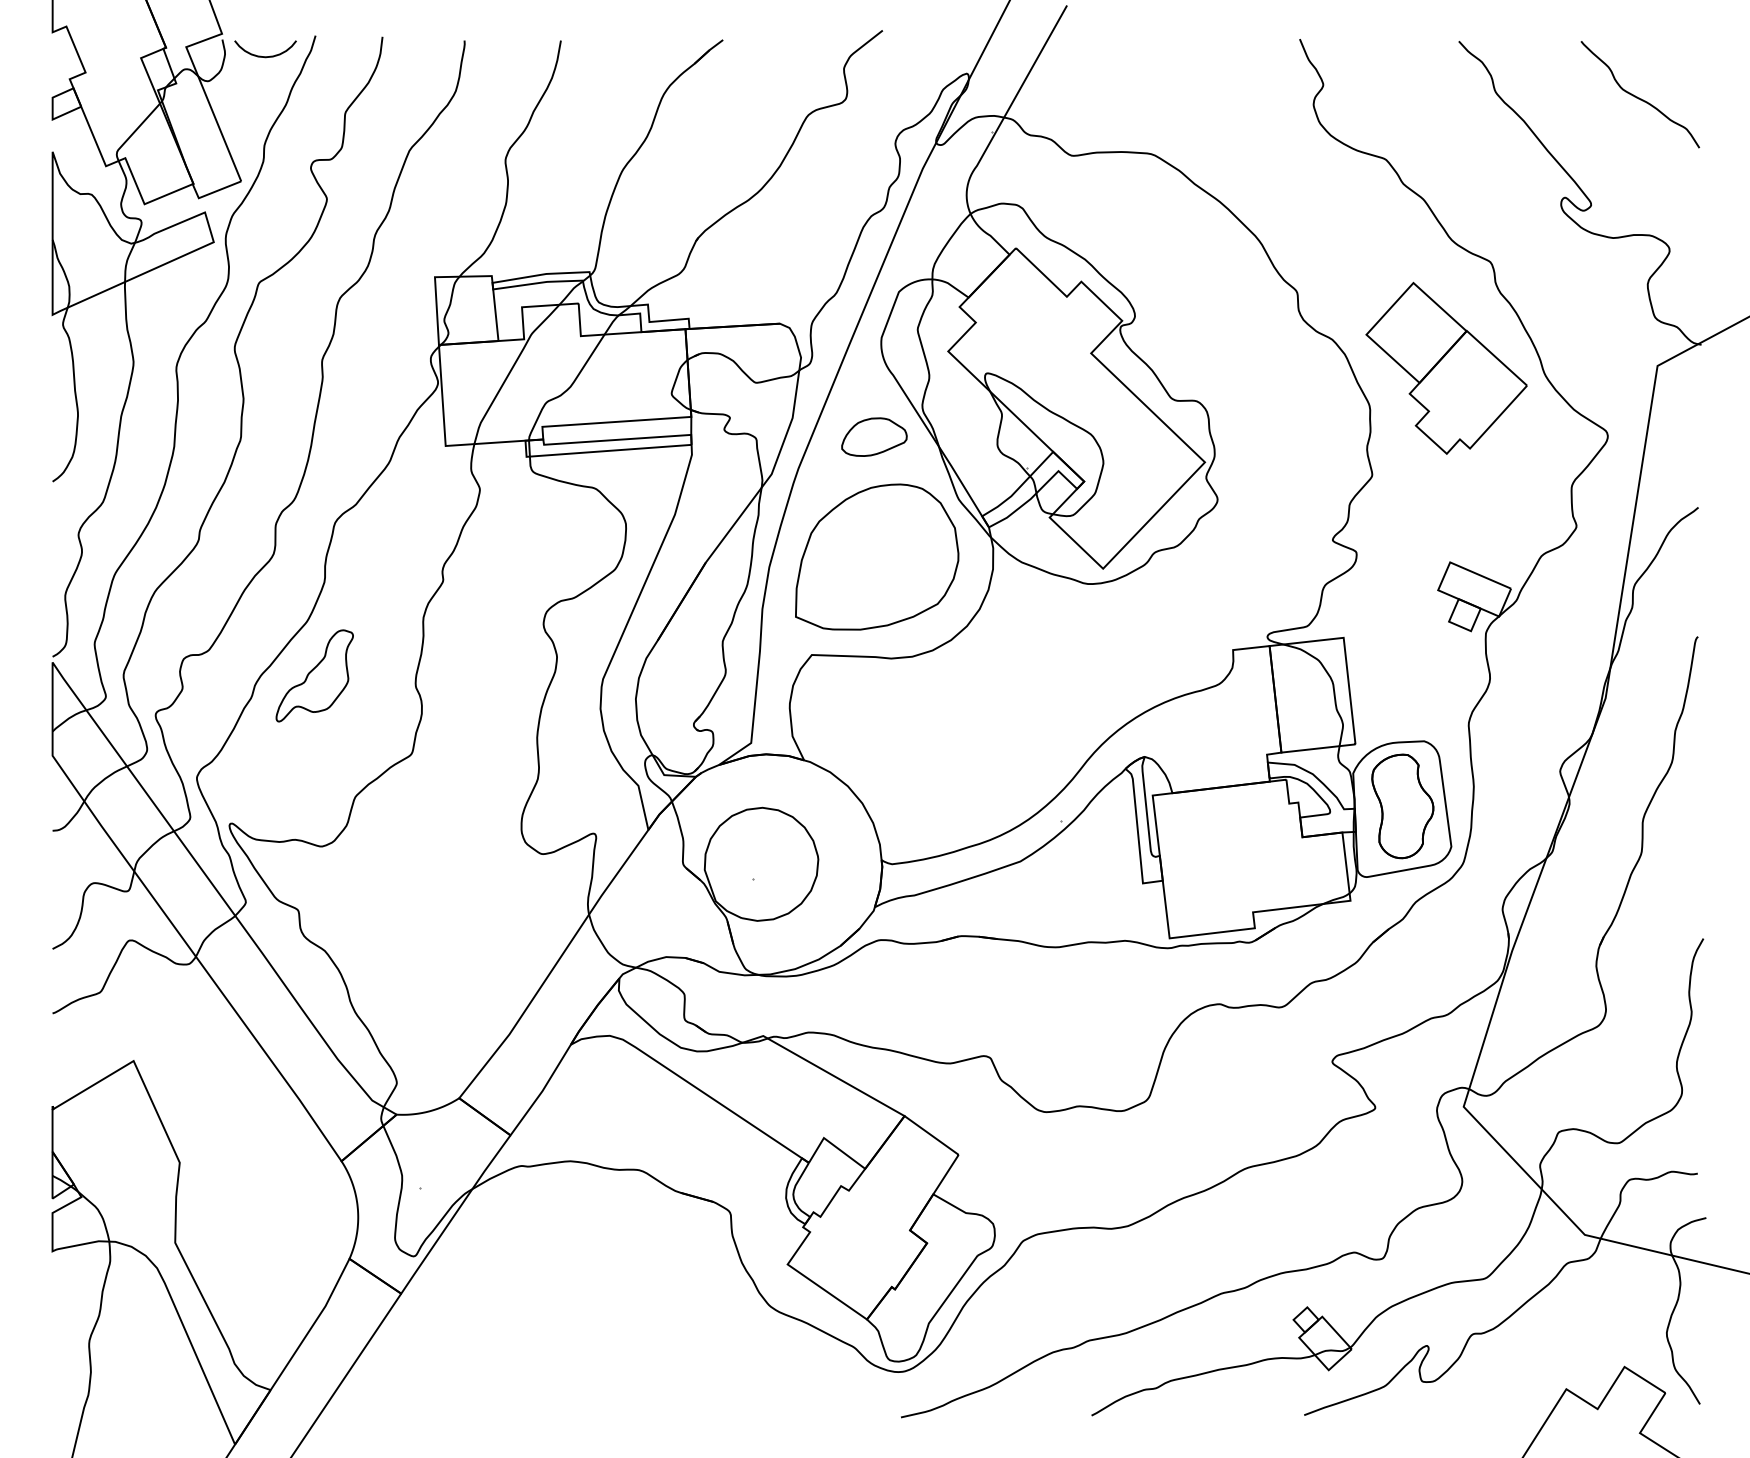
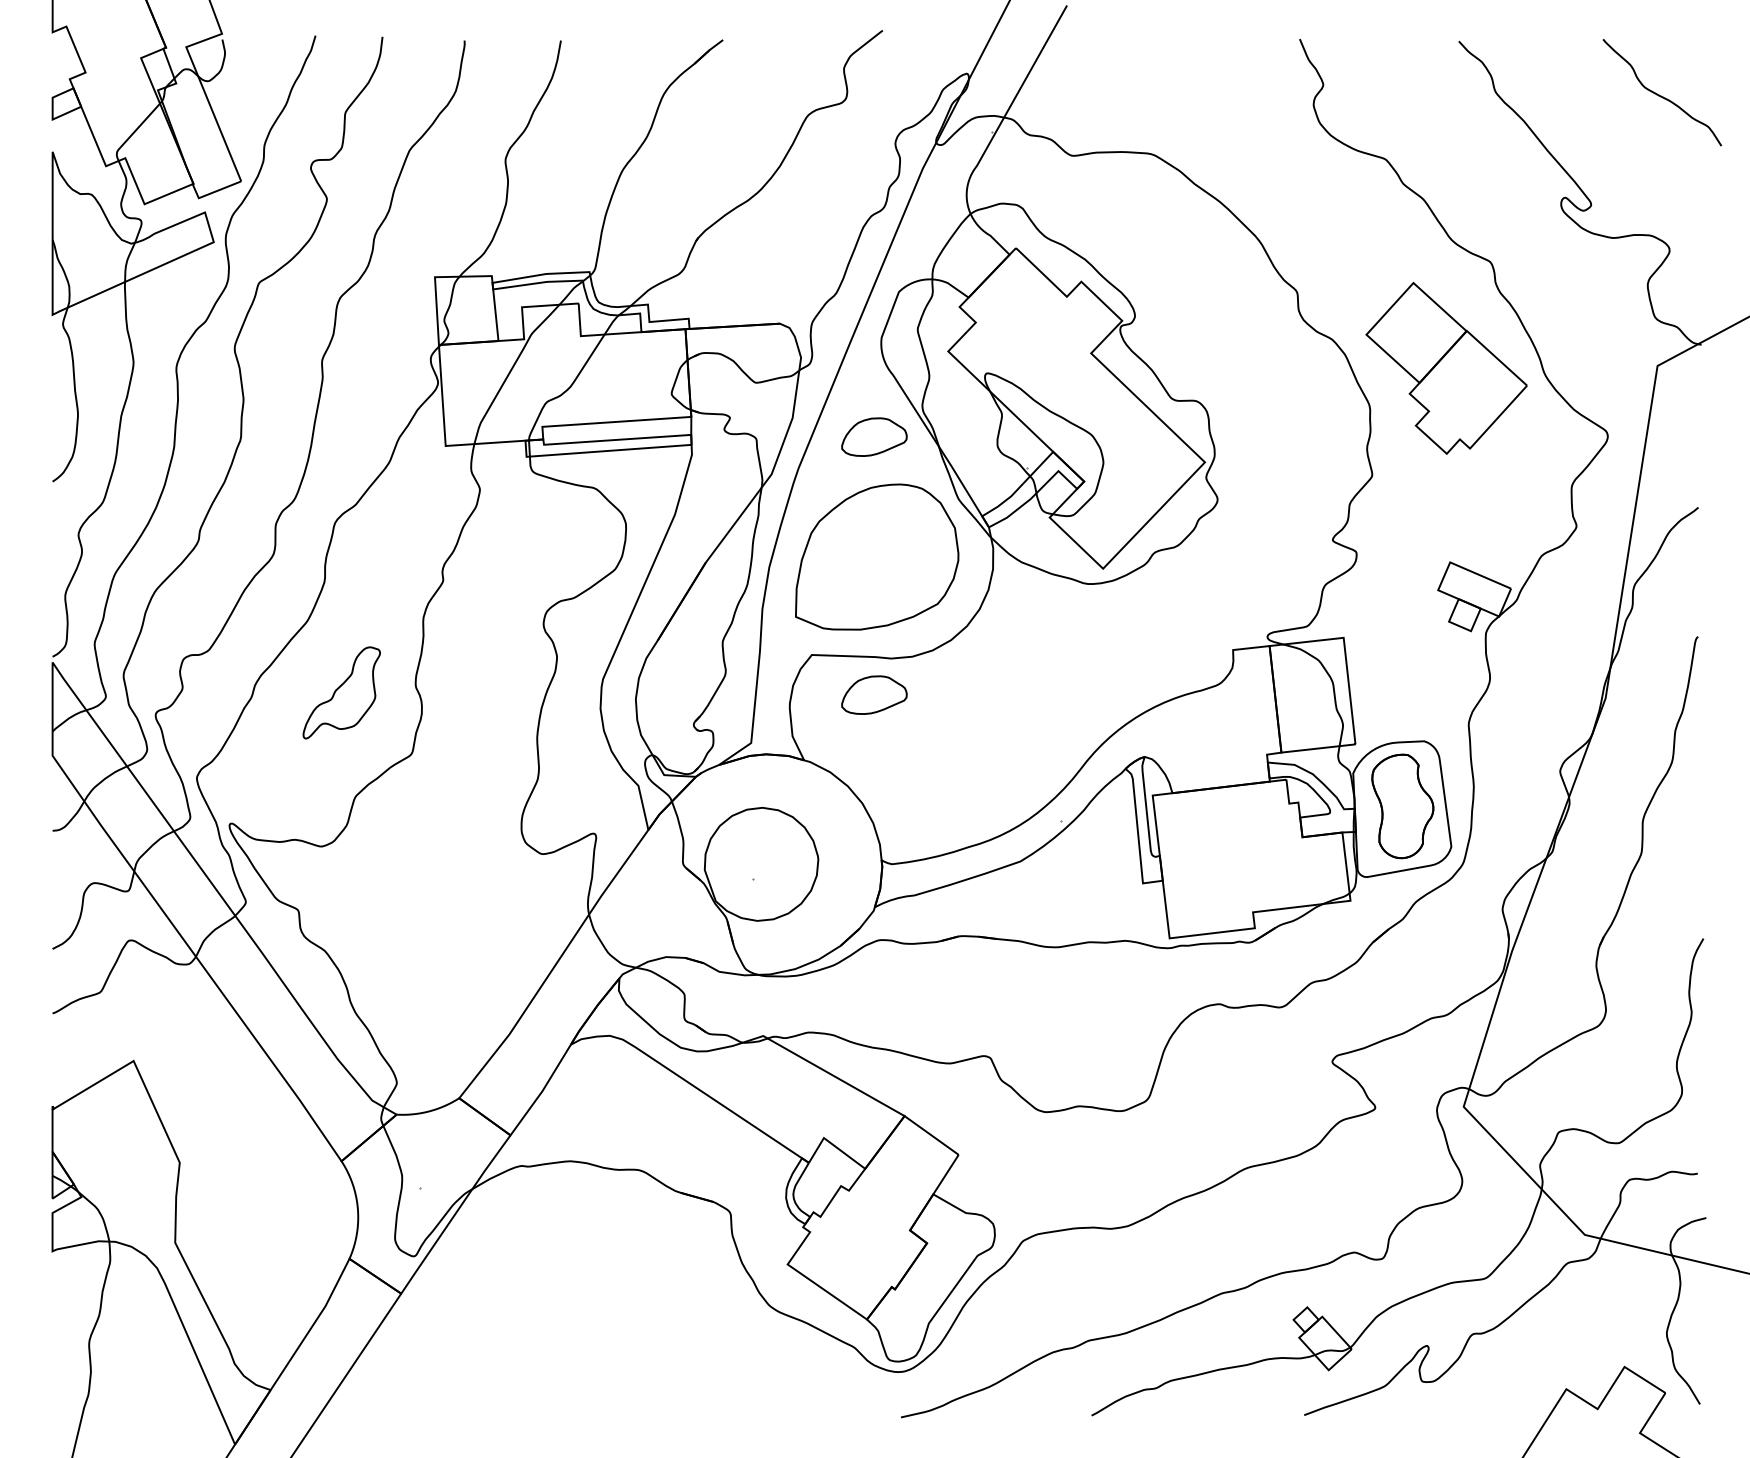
curve: present -> none (265, 56)
curve position: (1639, 97) -> (1661, 95) (1661, 95)
part position: (314, 675) -> (341, 692) (341, 692)
part: none -> present (874, 694)
